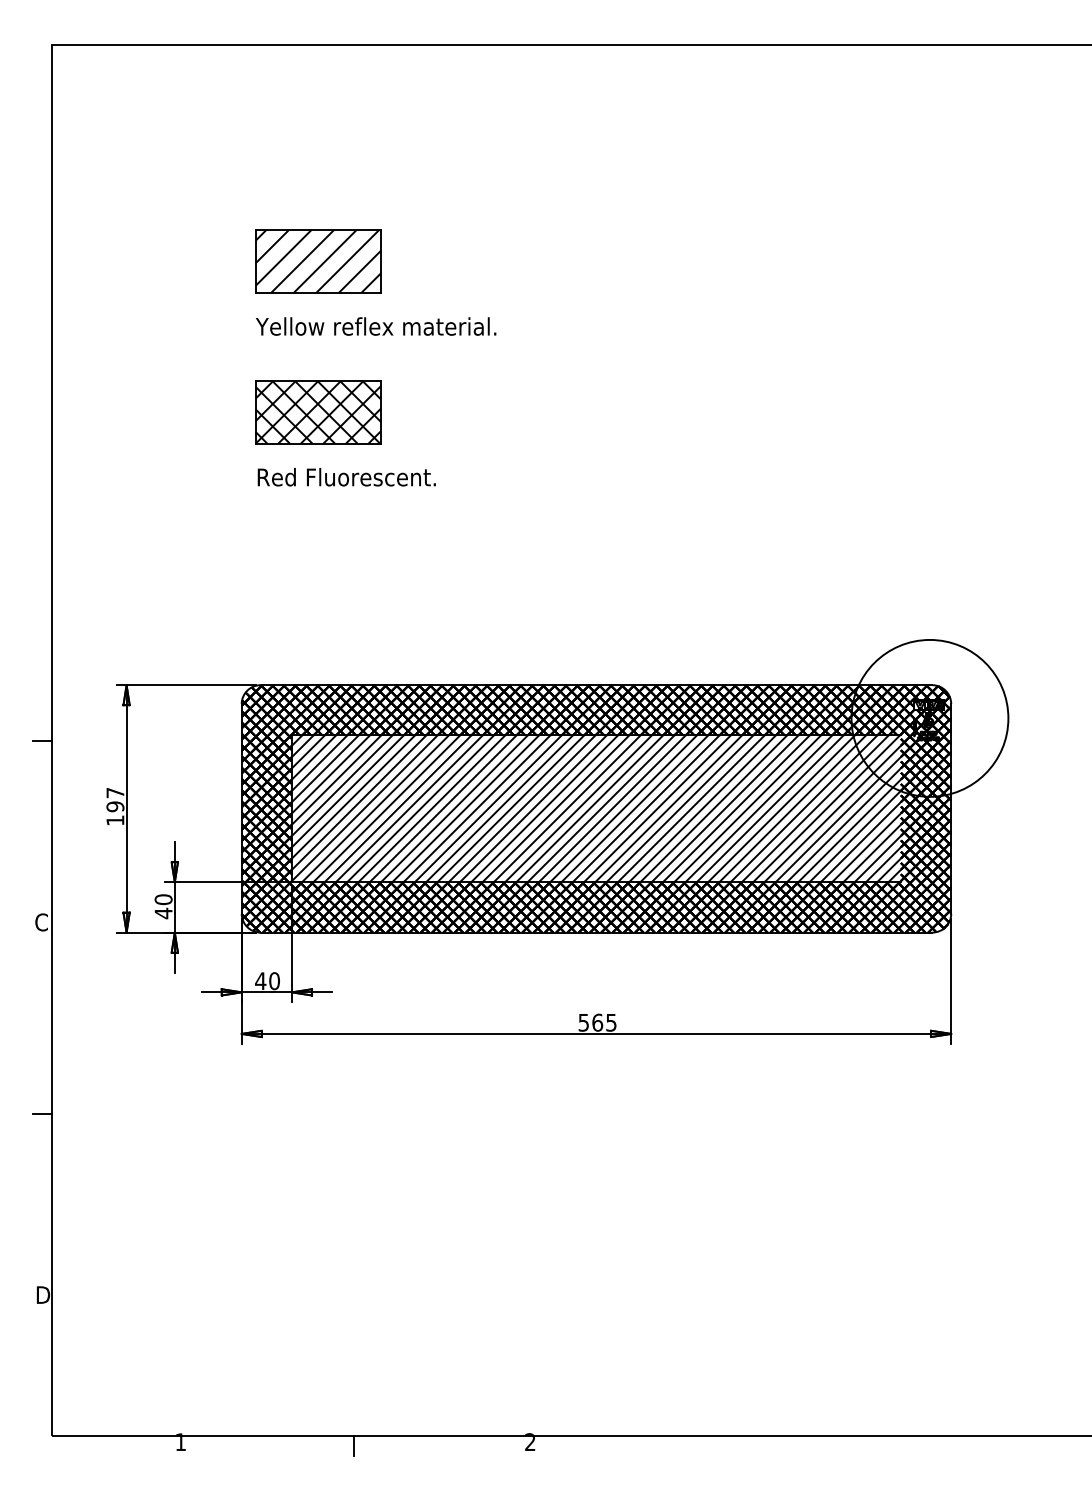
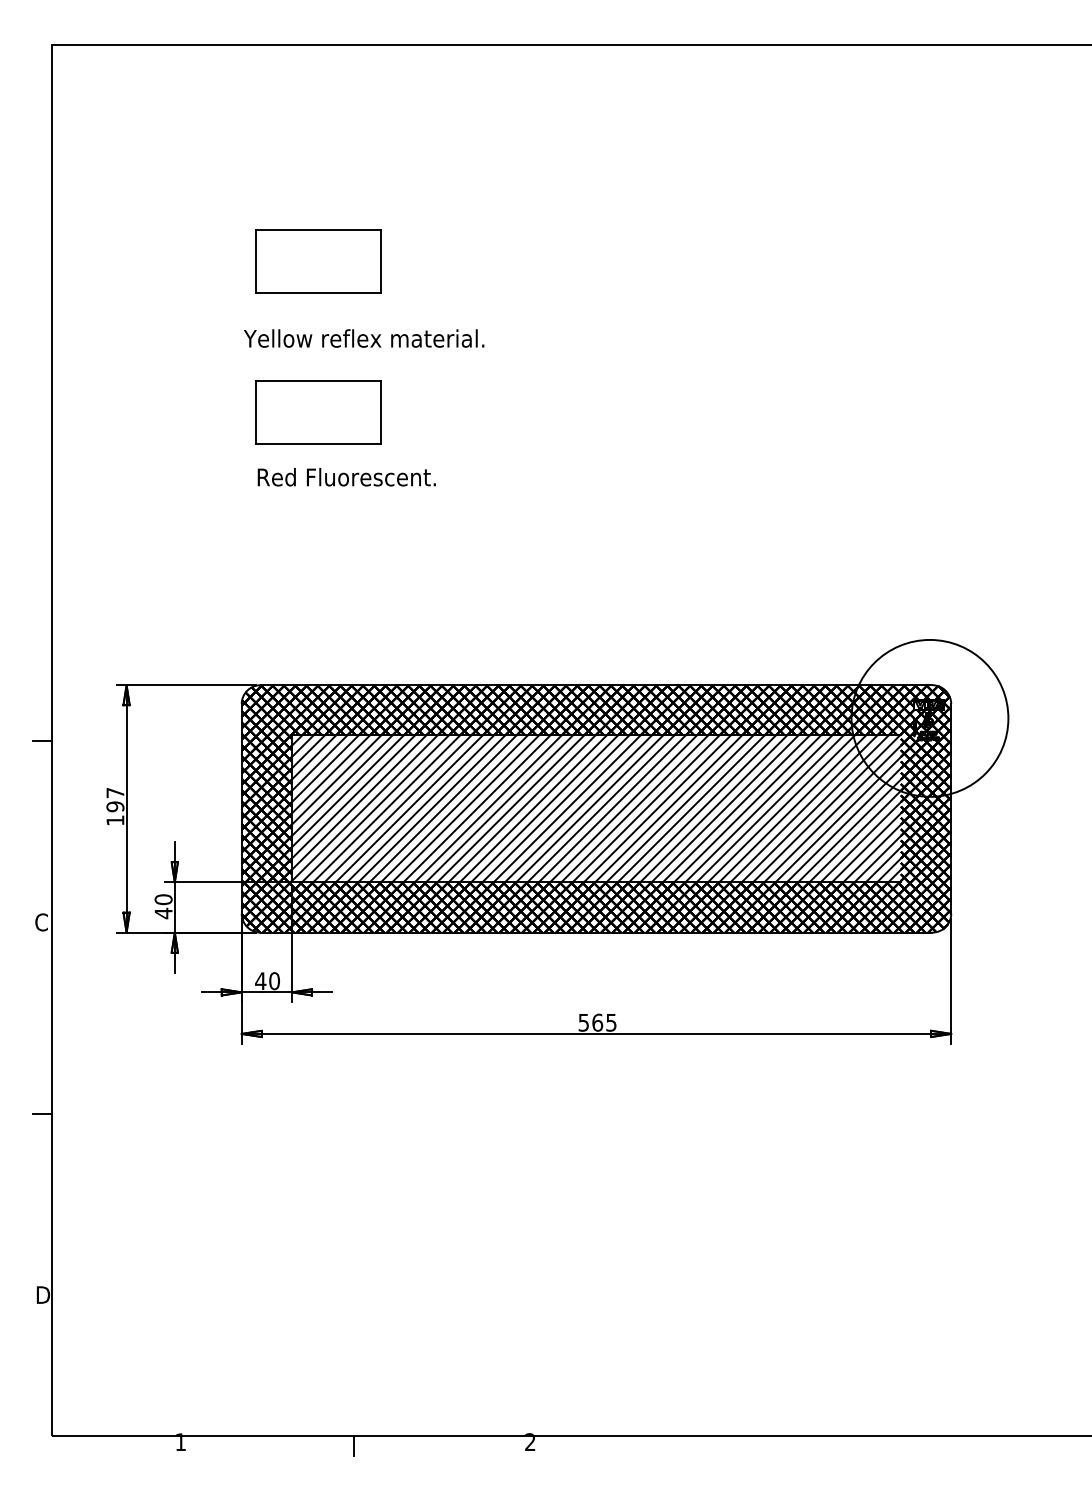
hatch: present -> none (318, 261)
text position: (376, 326) -> (364, 338) (364, 338)
hatch: present -> none (318, 411)
